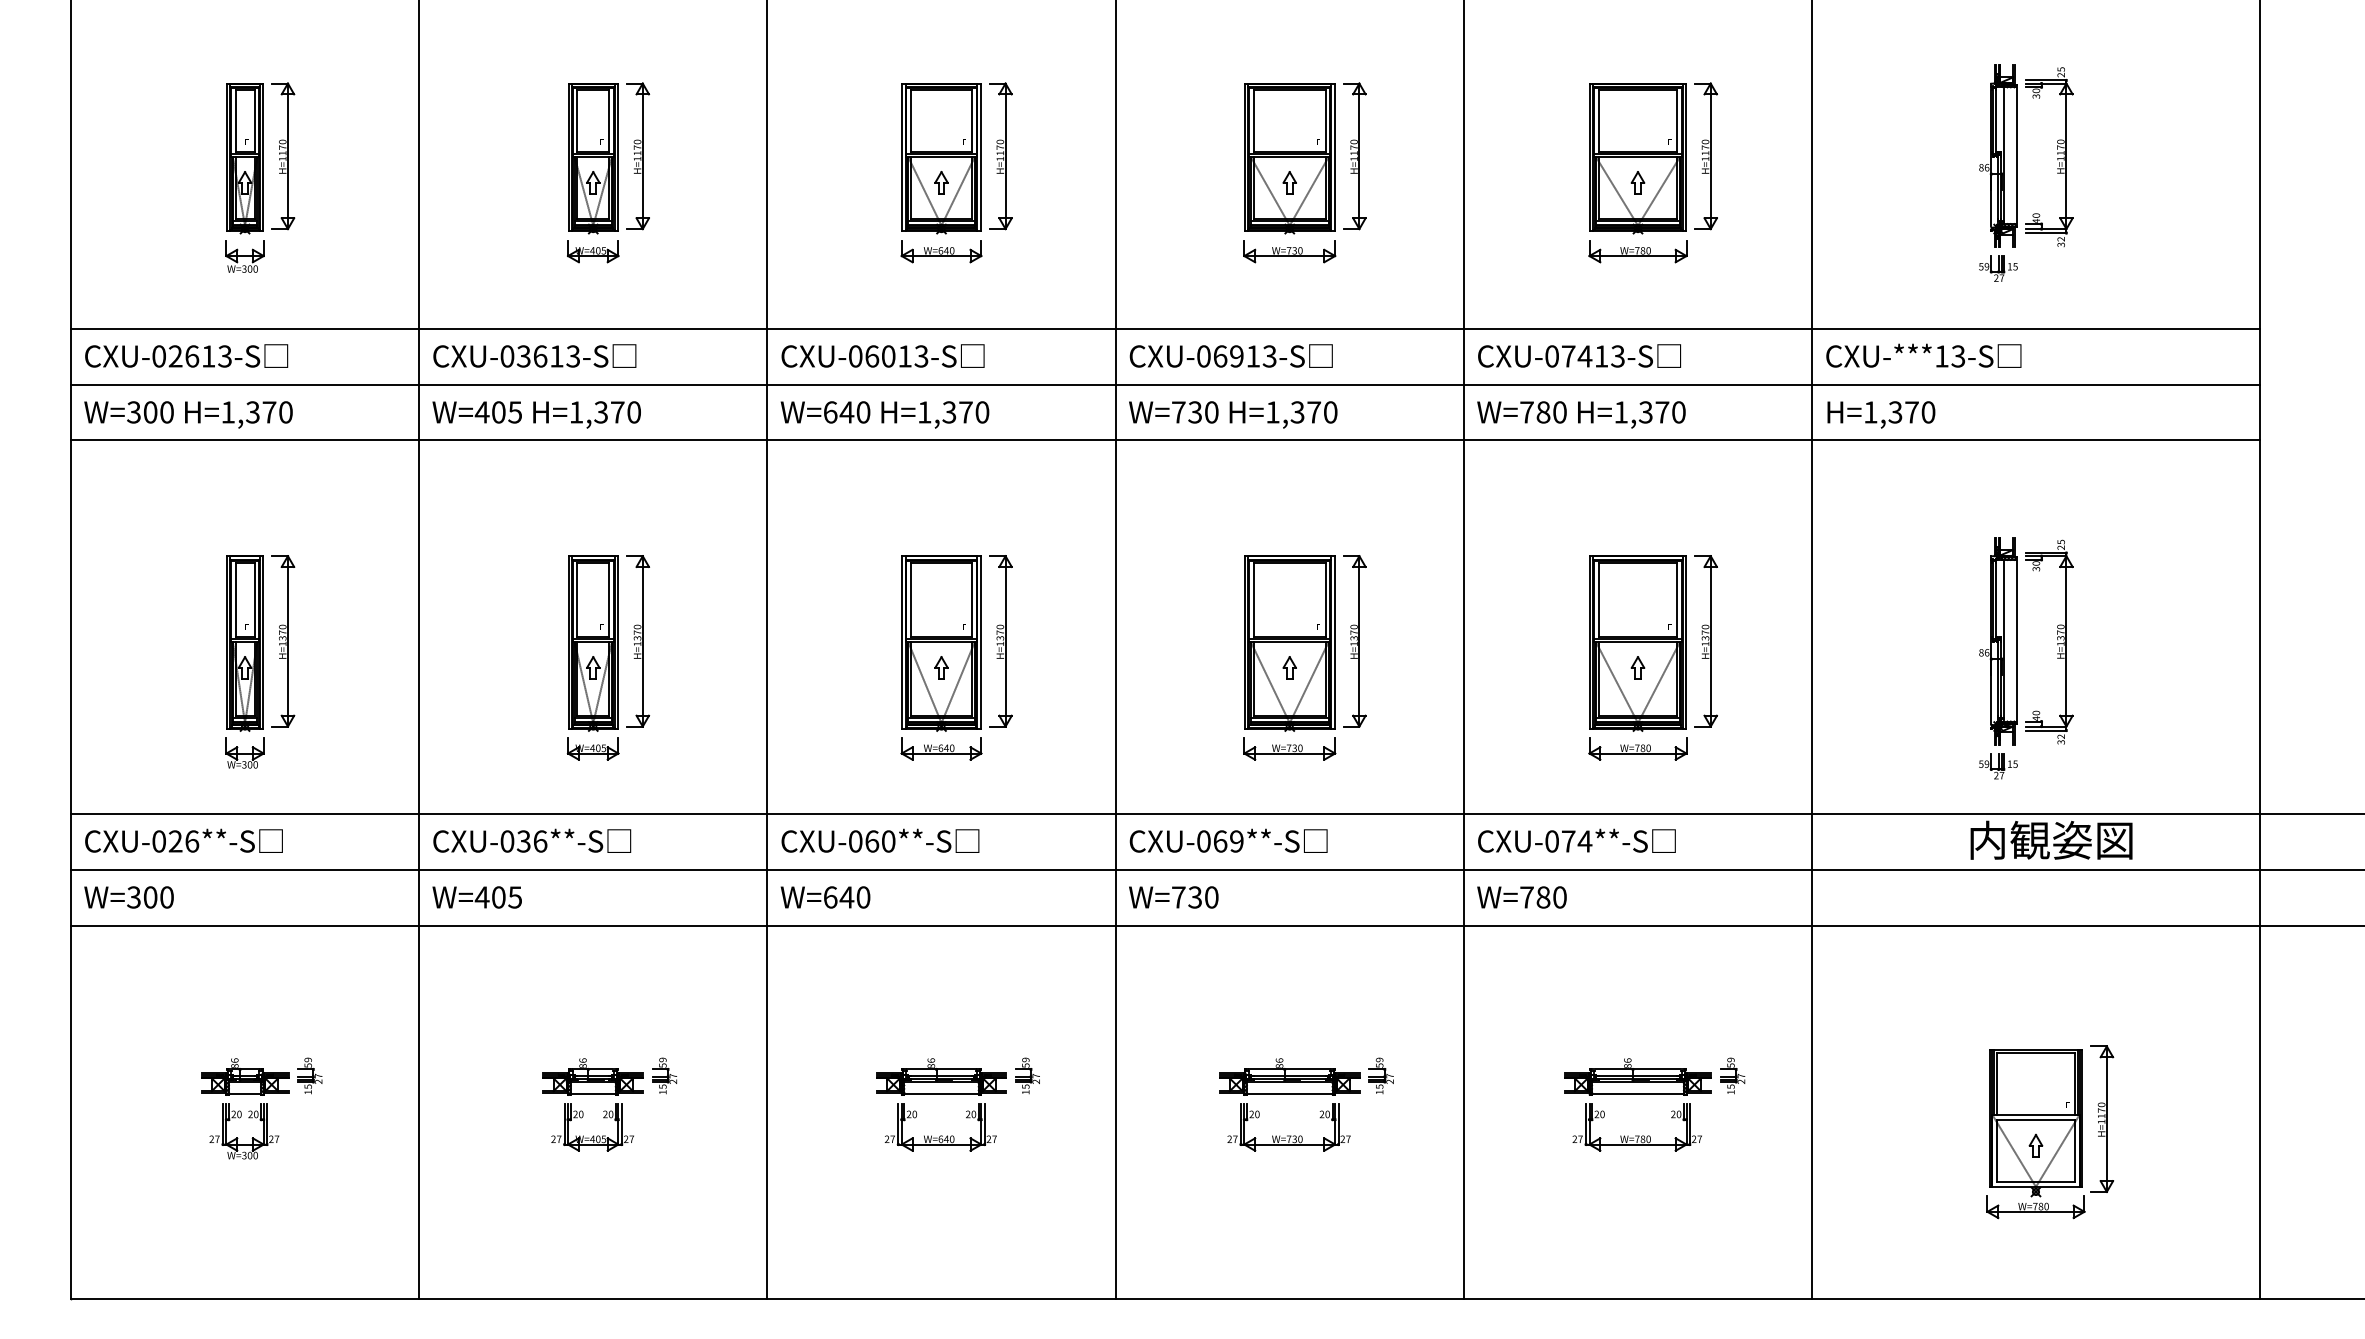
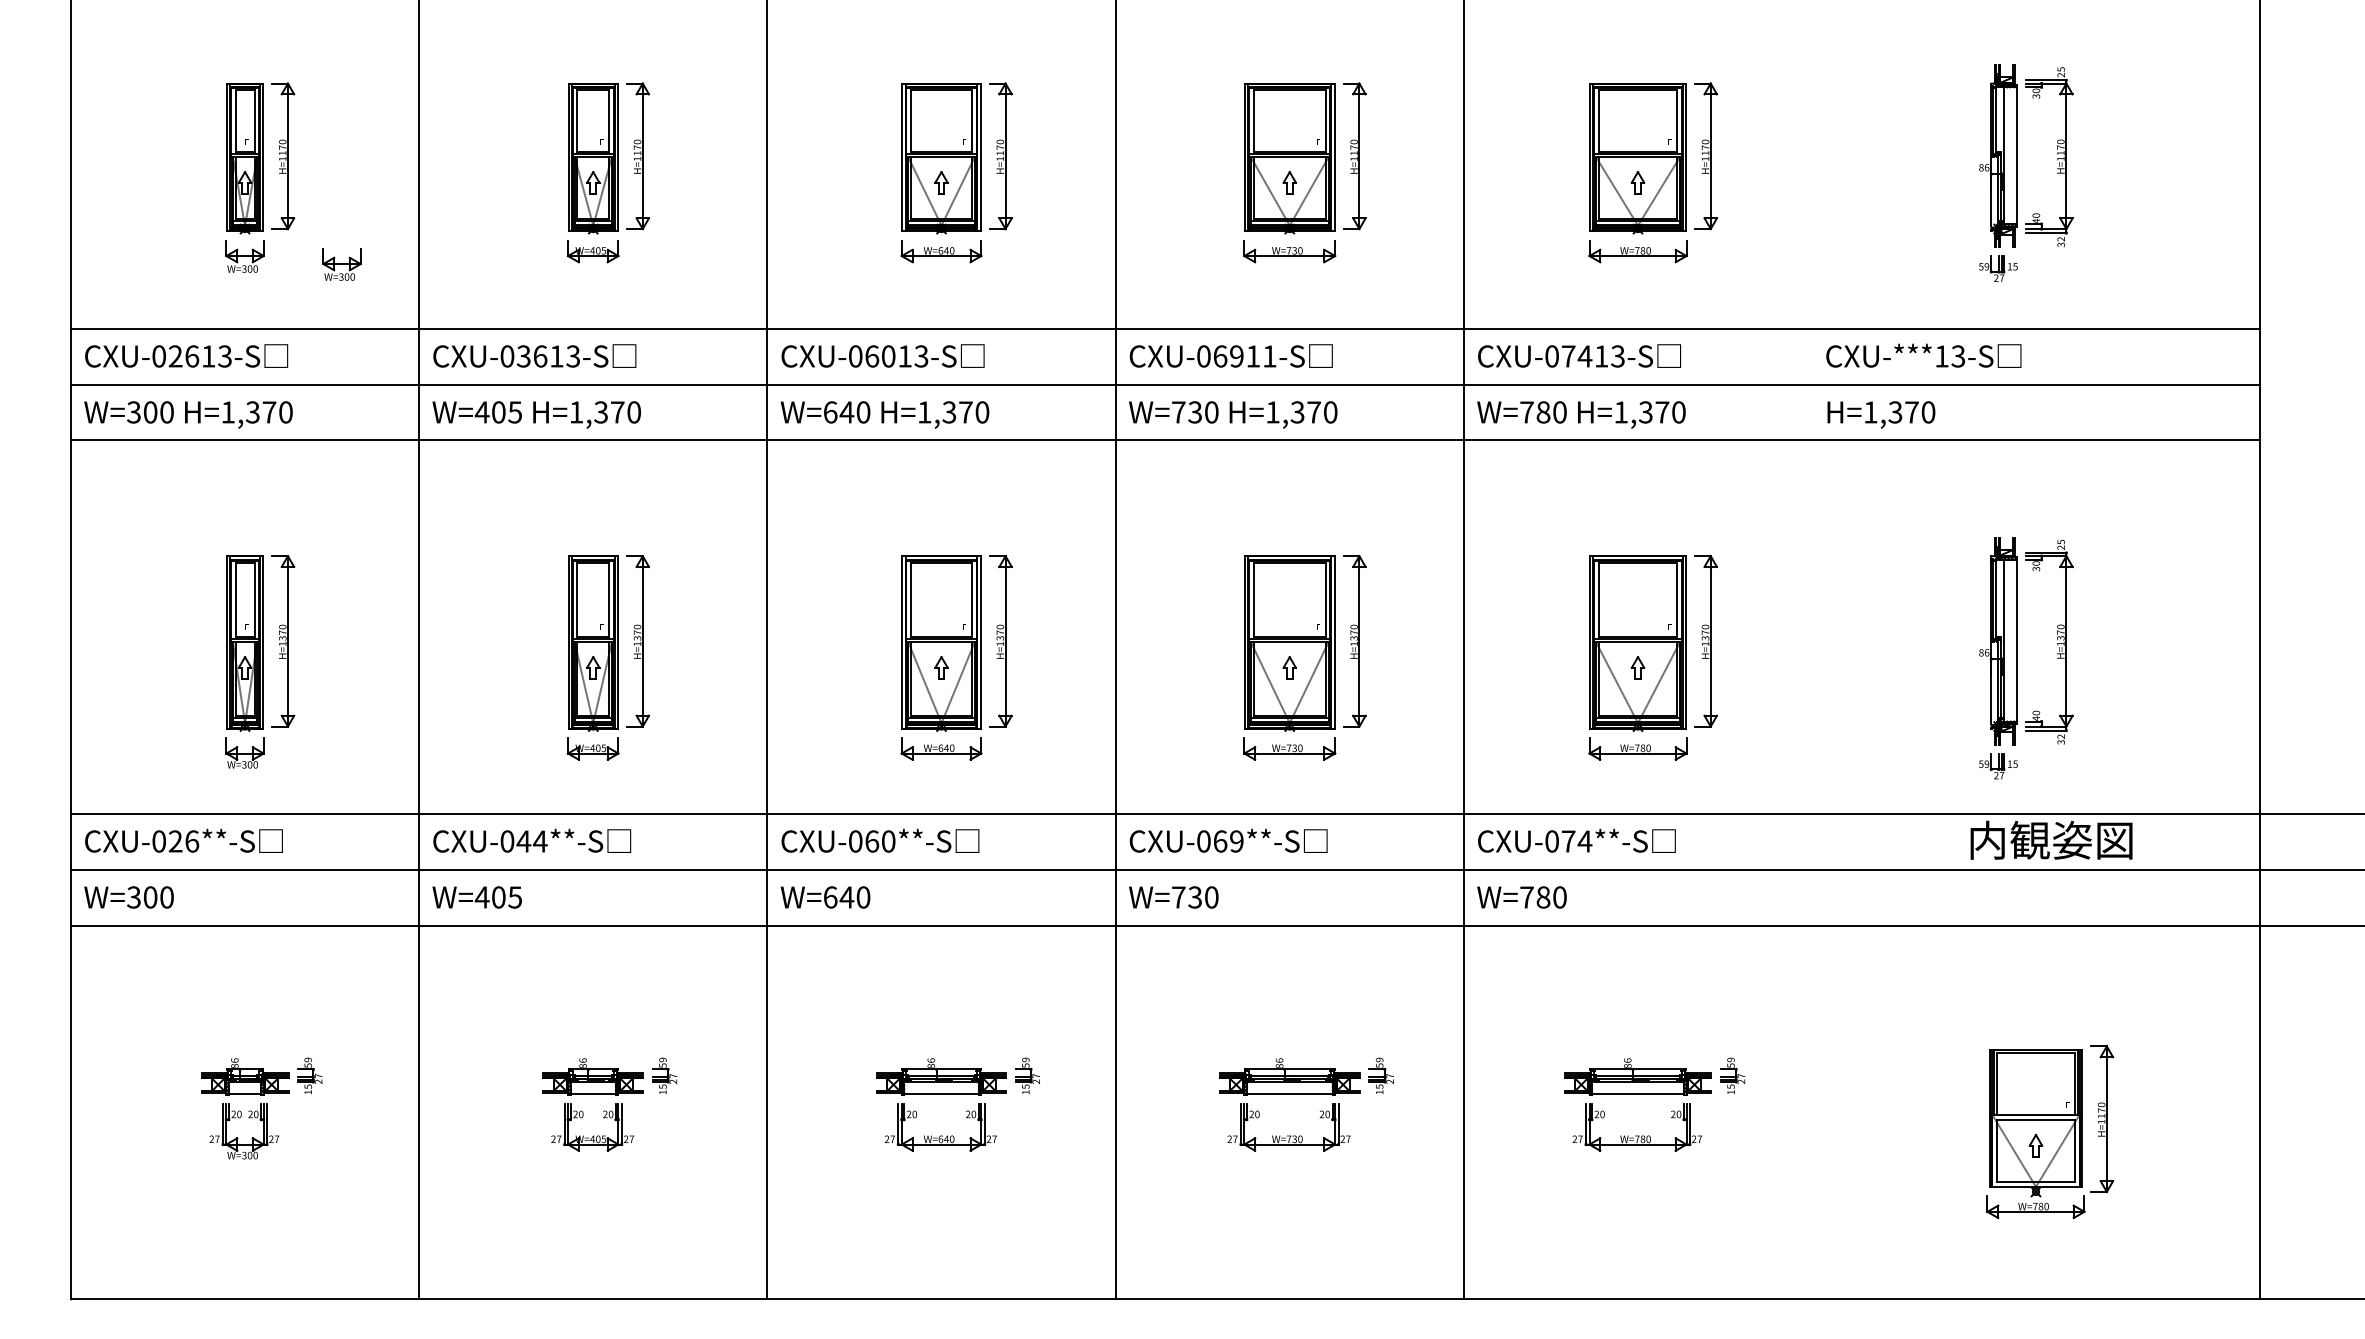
part: none -> present (341, 264)
text: CXU-06913-S -> CXU-06911-S (1269, 356)
line: present -> none (1812, 650)
text: CXU-036**-S -> CXU-044**-S (531, 841)
